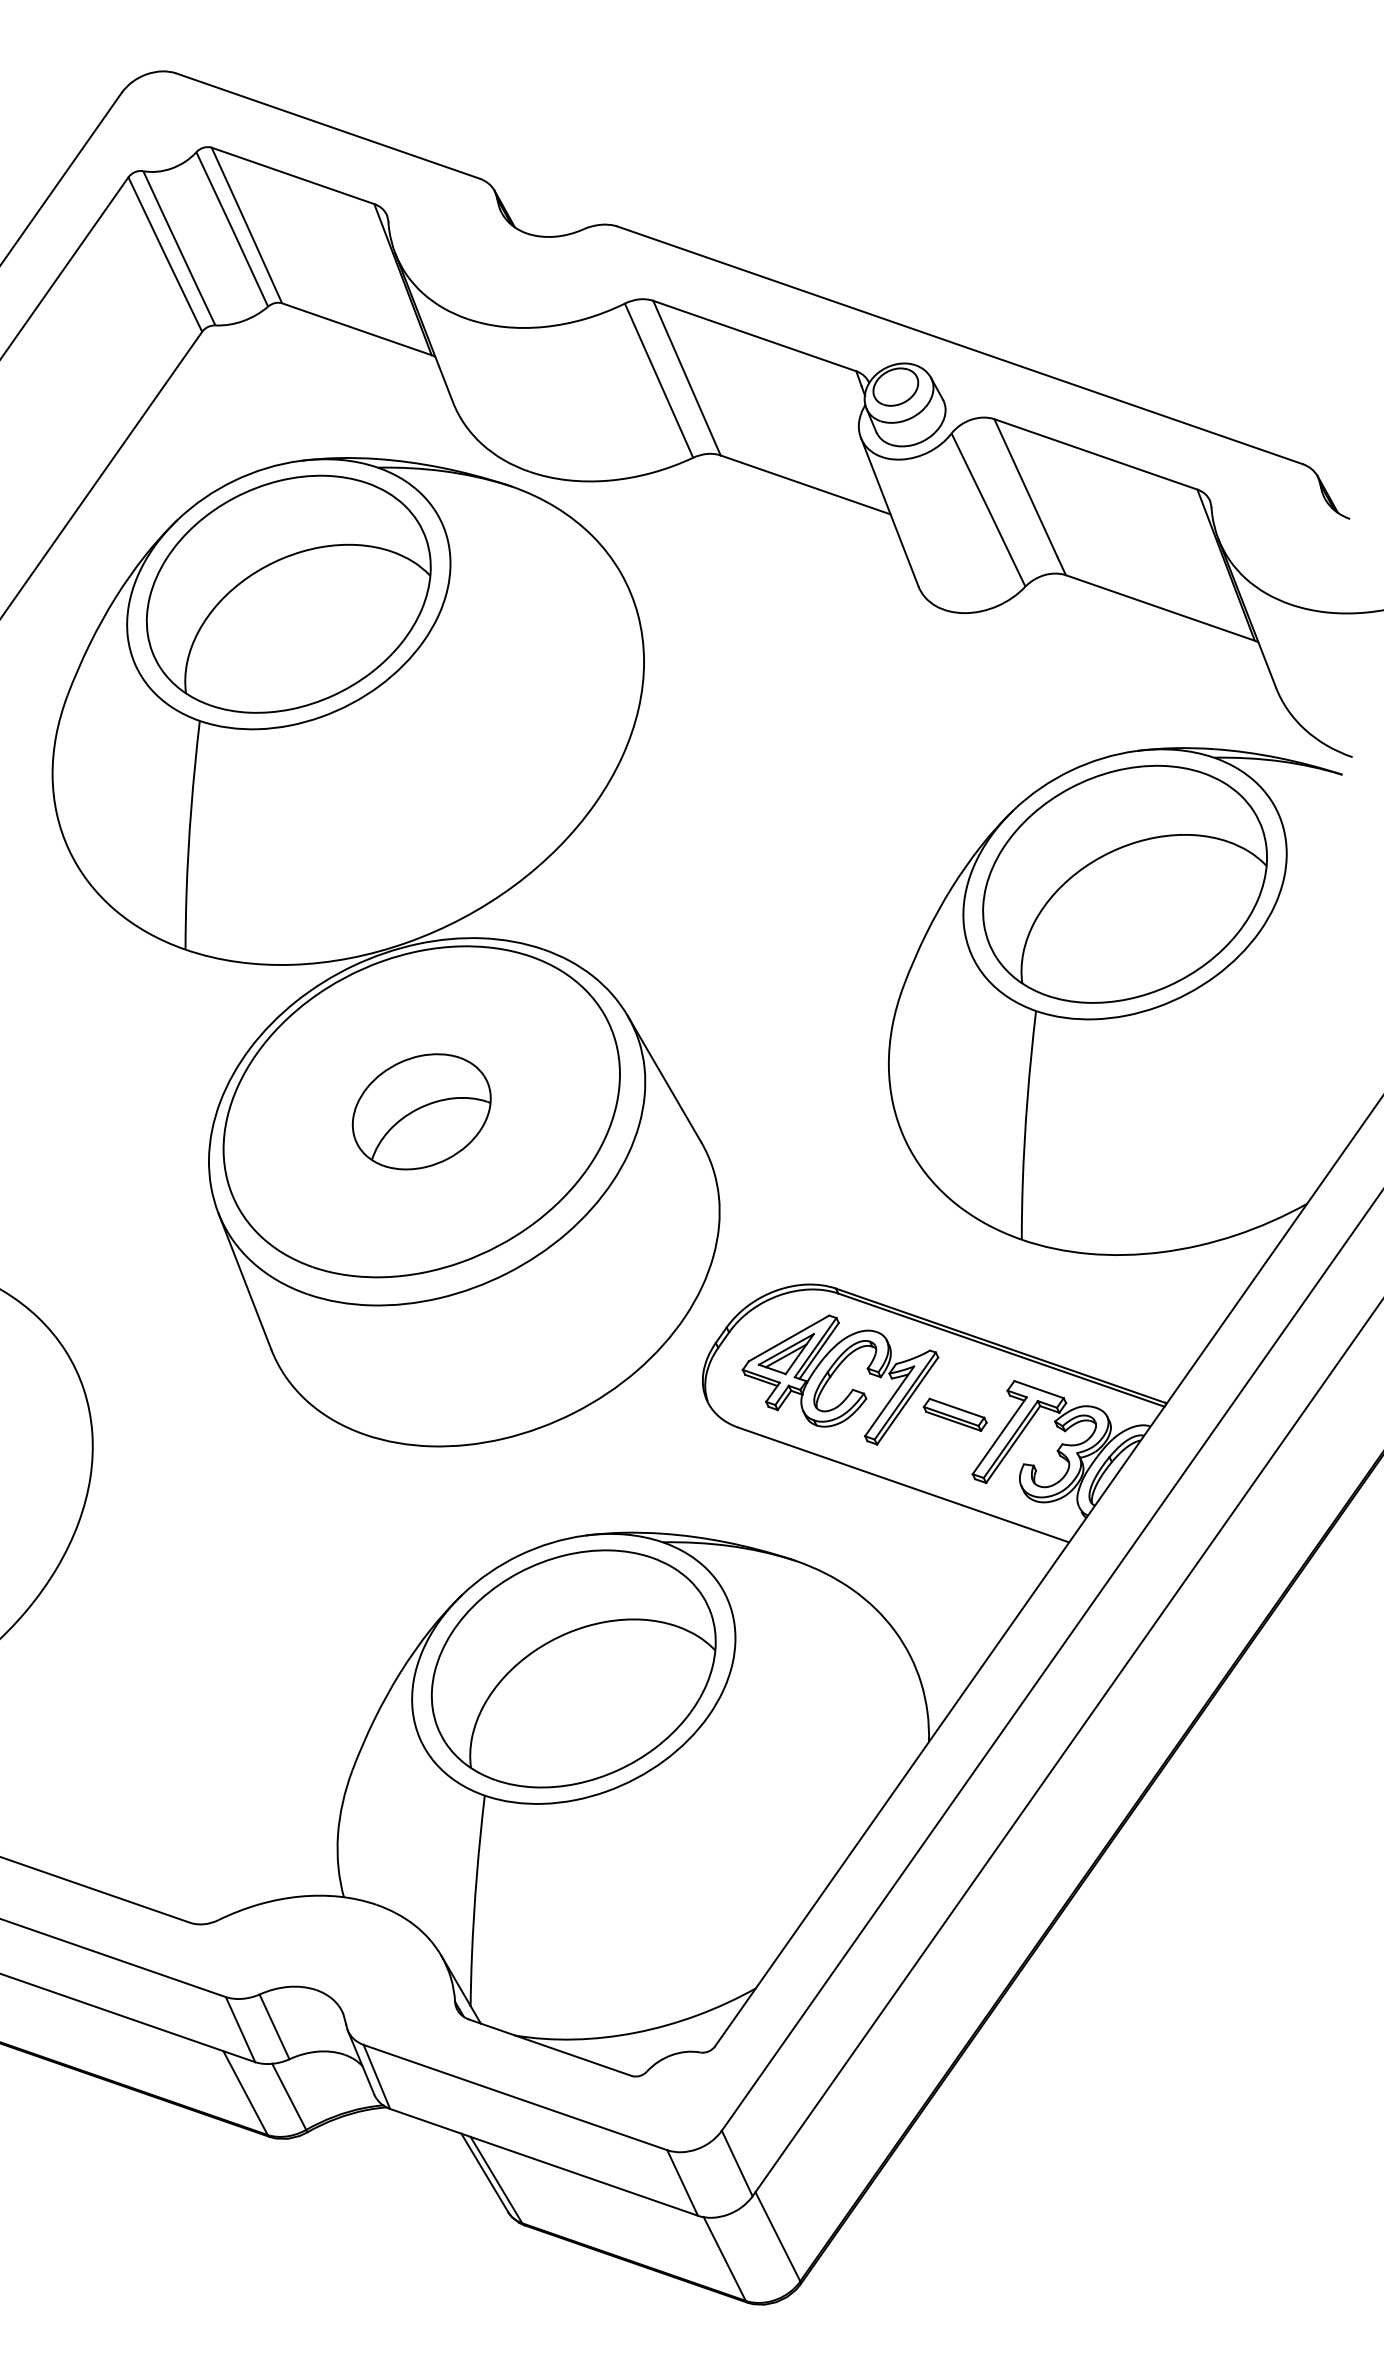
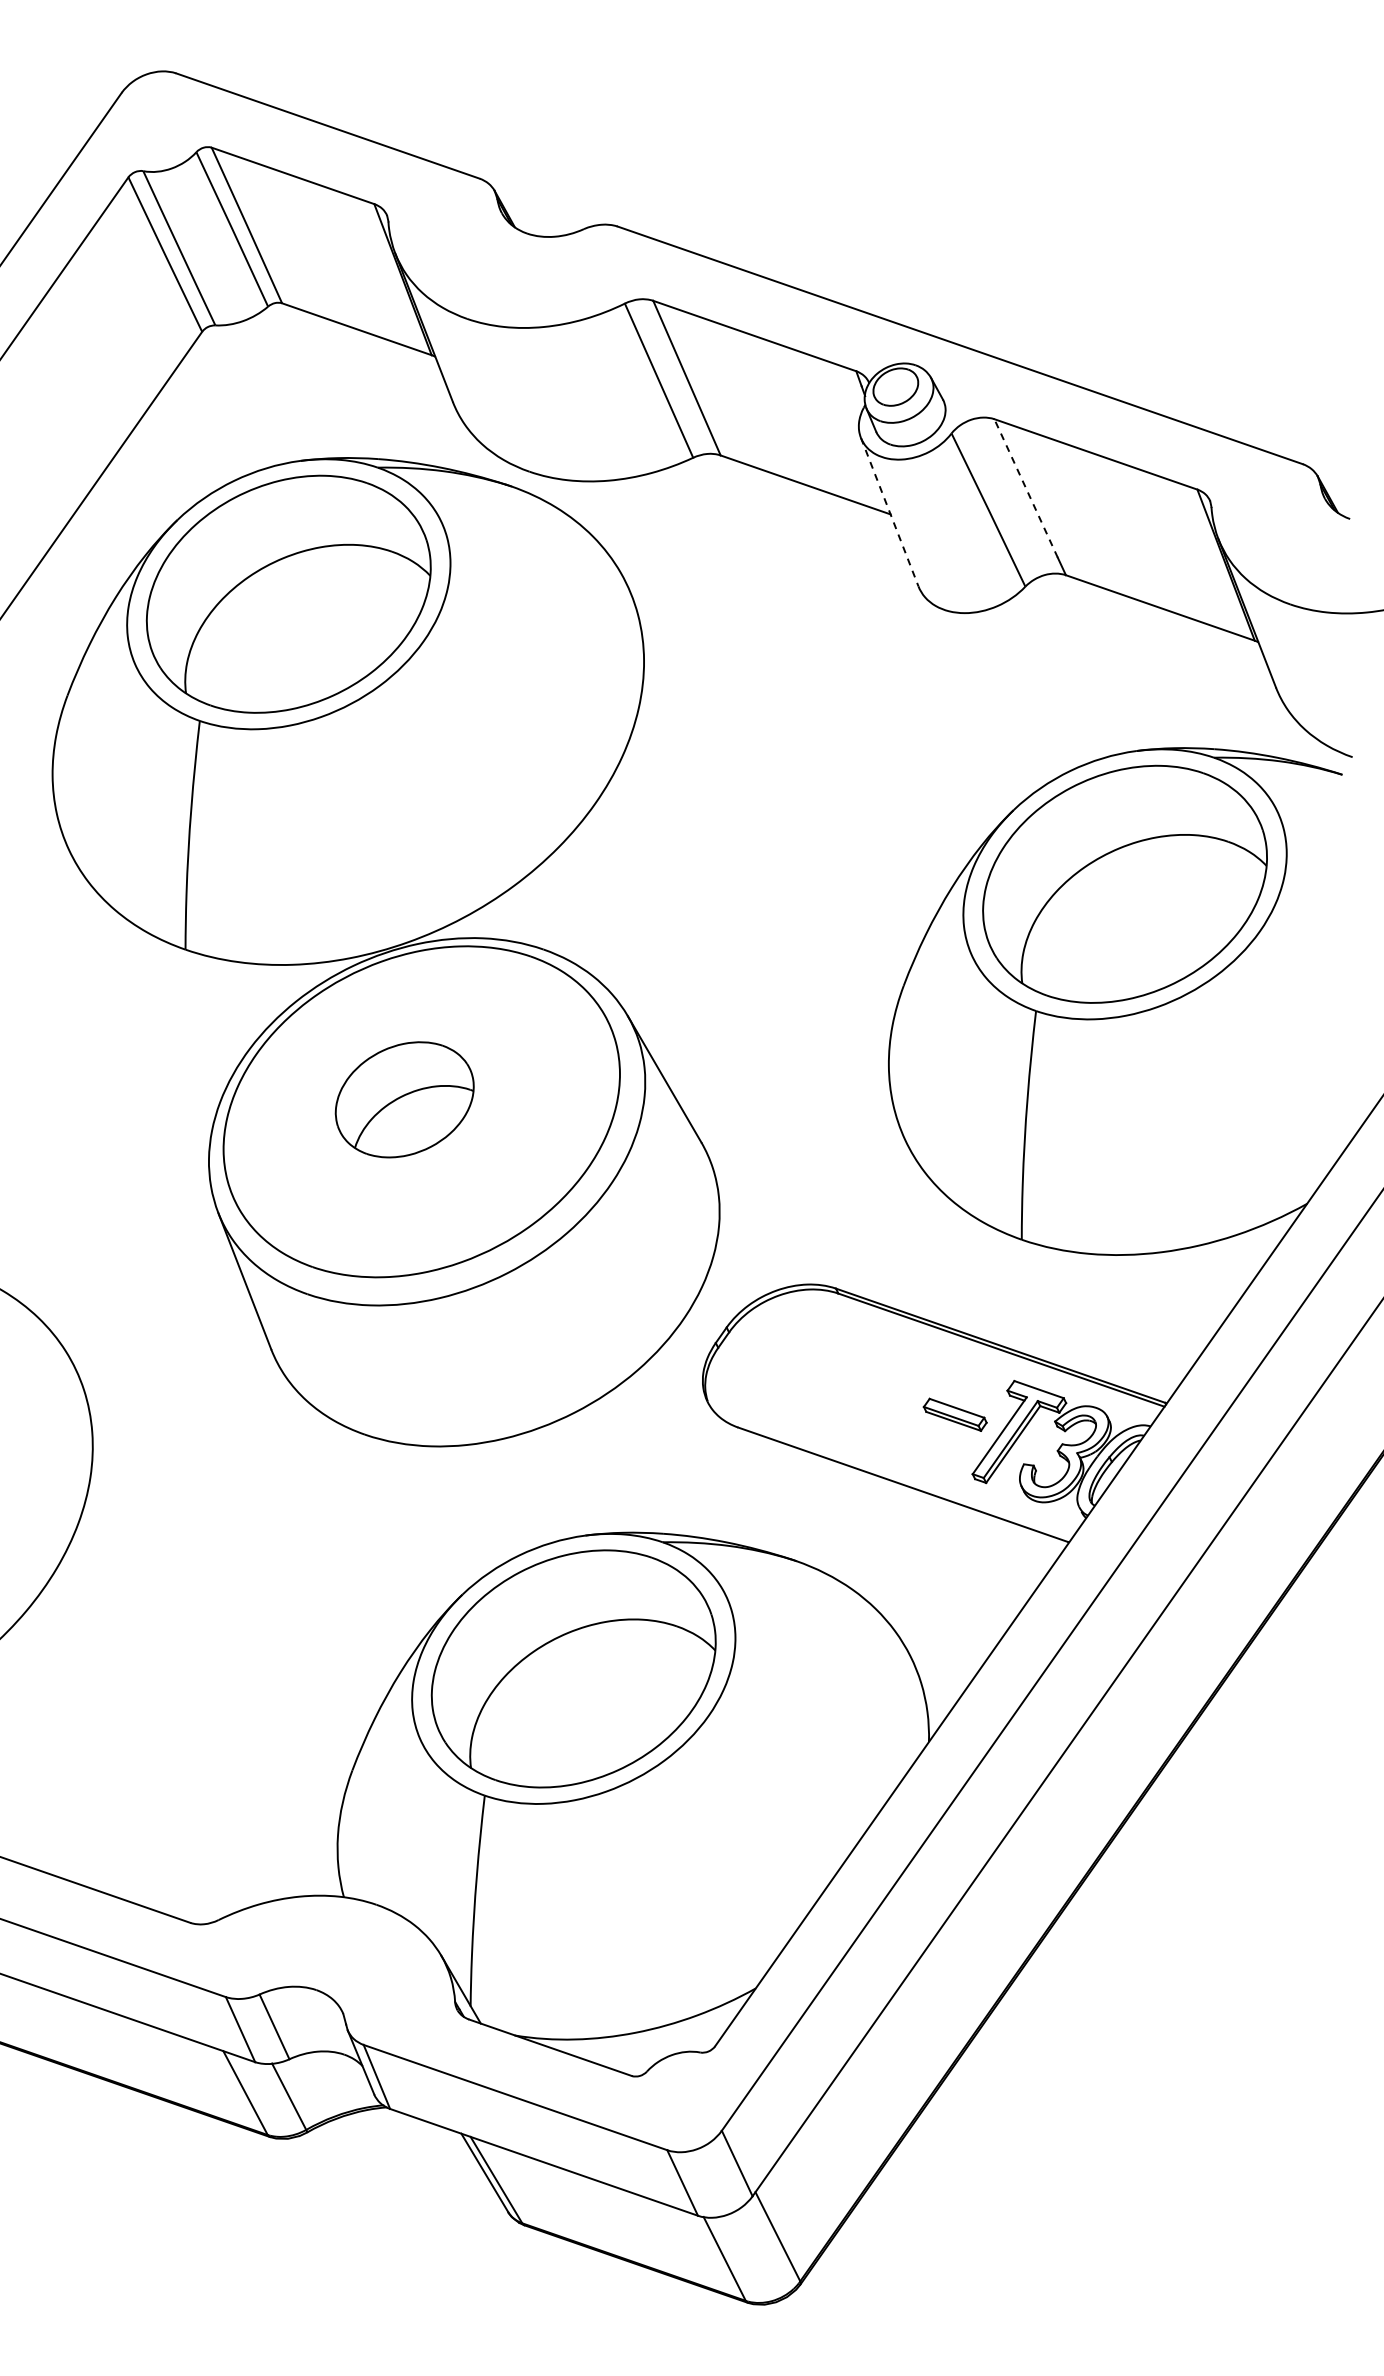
line: solid -> dashed (1025, 488)
line: solid -> dashed (889, 512)
part position: (421, 1111) -> (404, 1099) (404, 1099)
part: present -> none (833, 1374)
